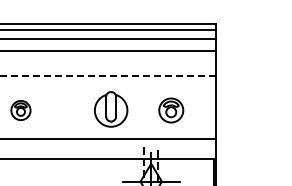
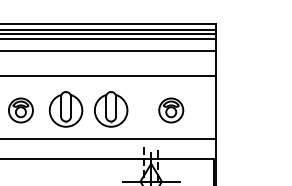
line: none -> present (109, 34)
line: dashed -> solid (108, 75)
part: none -> present (65, 109)
part size: 22x21 px -> 26x27 px (20, 110)
